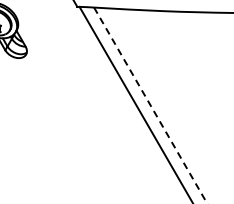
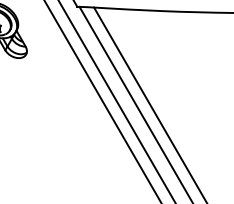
line: none -> present (102, 101)
line: none -> present (116, 101)
line: dashed -> solid (150, 106)
